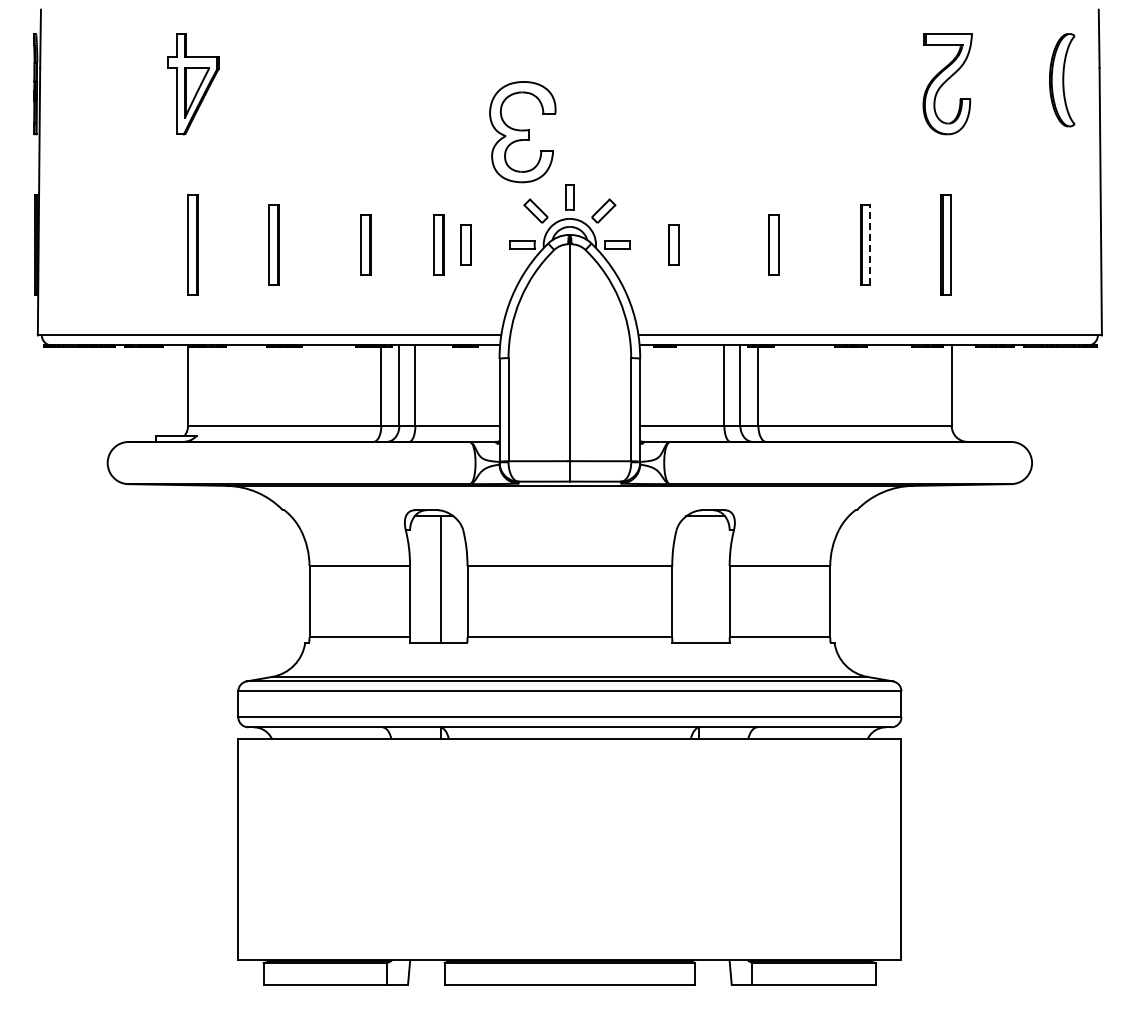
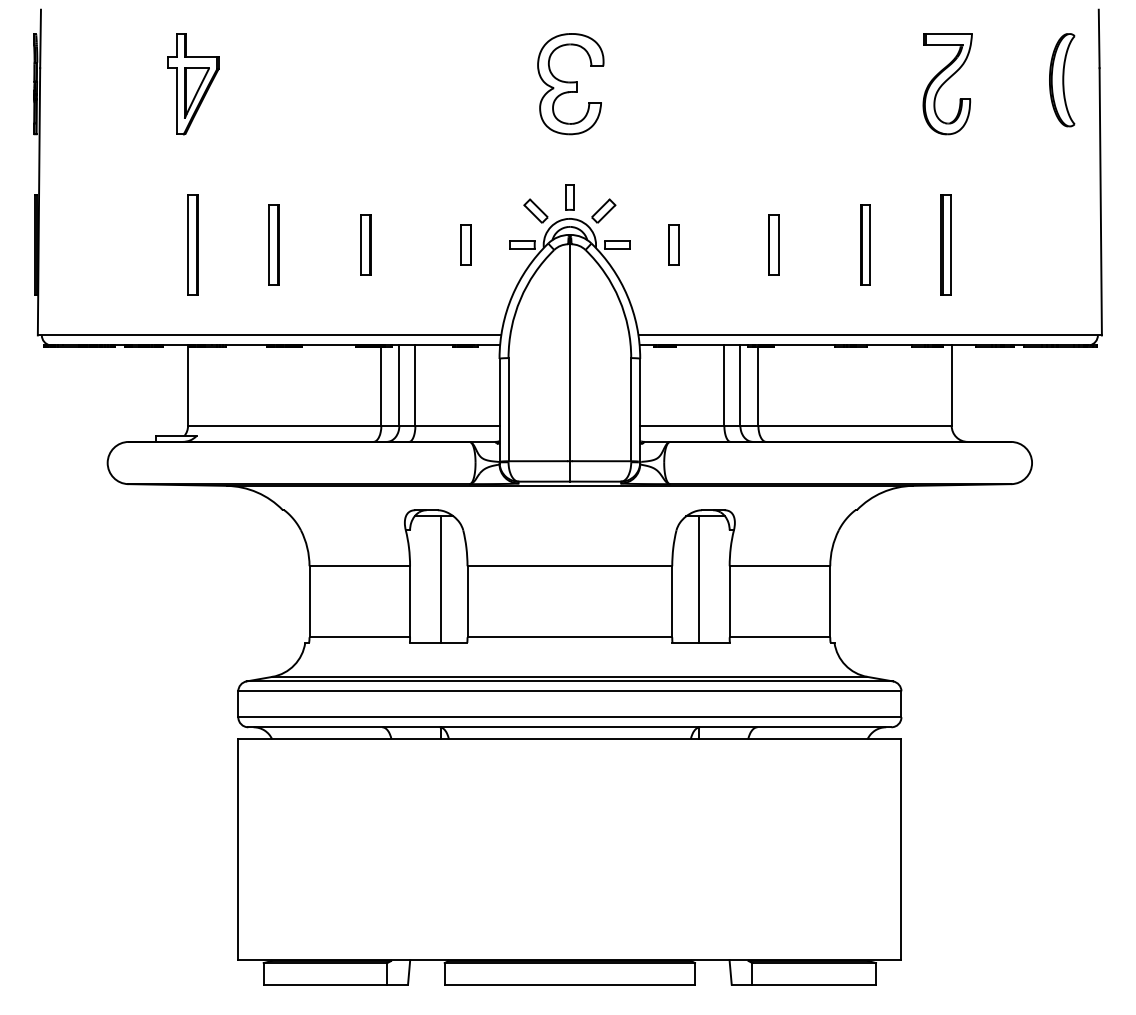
part position: (522, 132) -> (570, 84) (570, 84)
part: present -> none (438, 244)
line: dashed -> solid (870, 244)
line: none -> present (699, 579)
